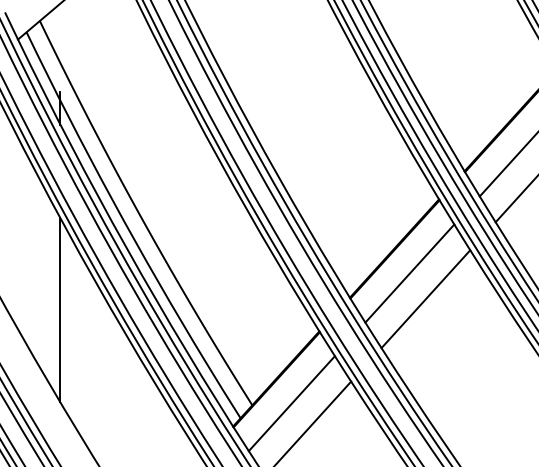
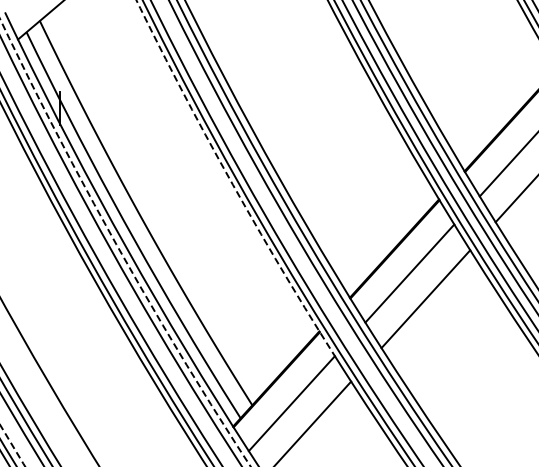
arc: solid -> dashed (231, 181)
circle: solid -> dashed (125, 242)
line: present -> none (60, 310)
circle: solid -> dashed (12, 445)
